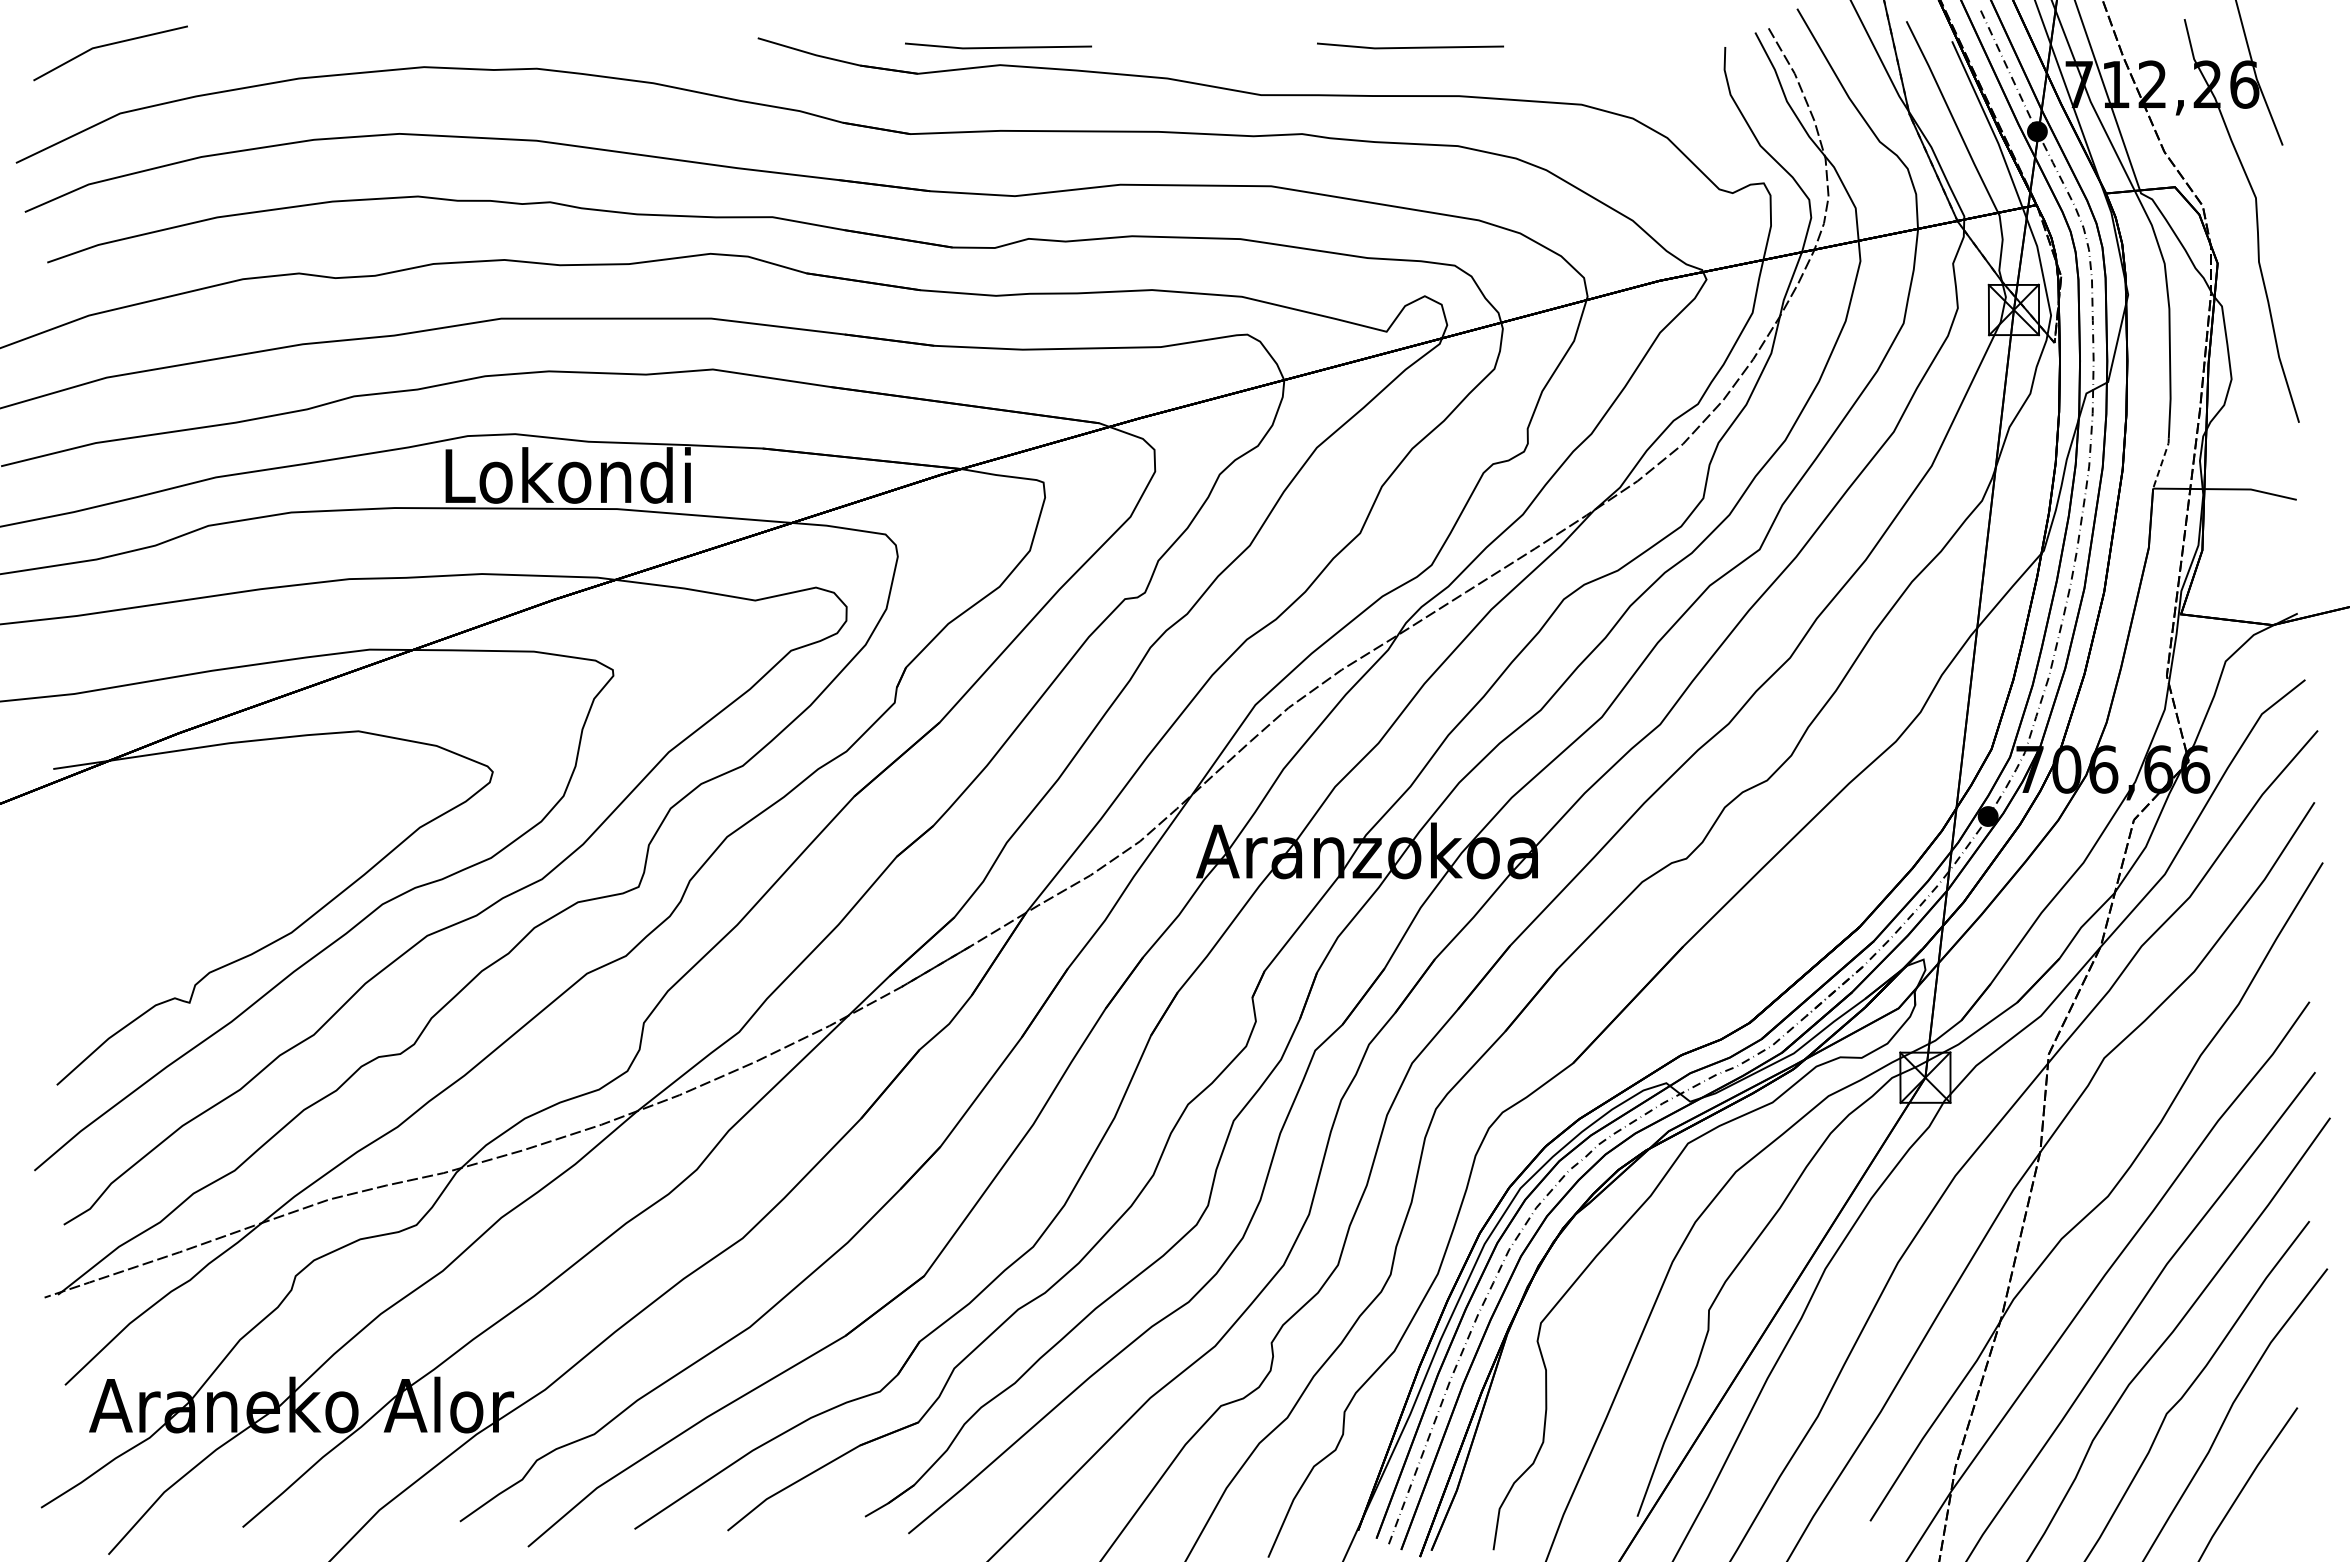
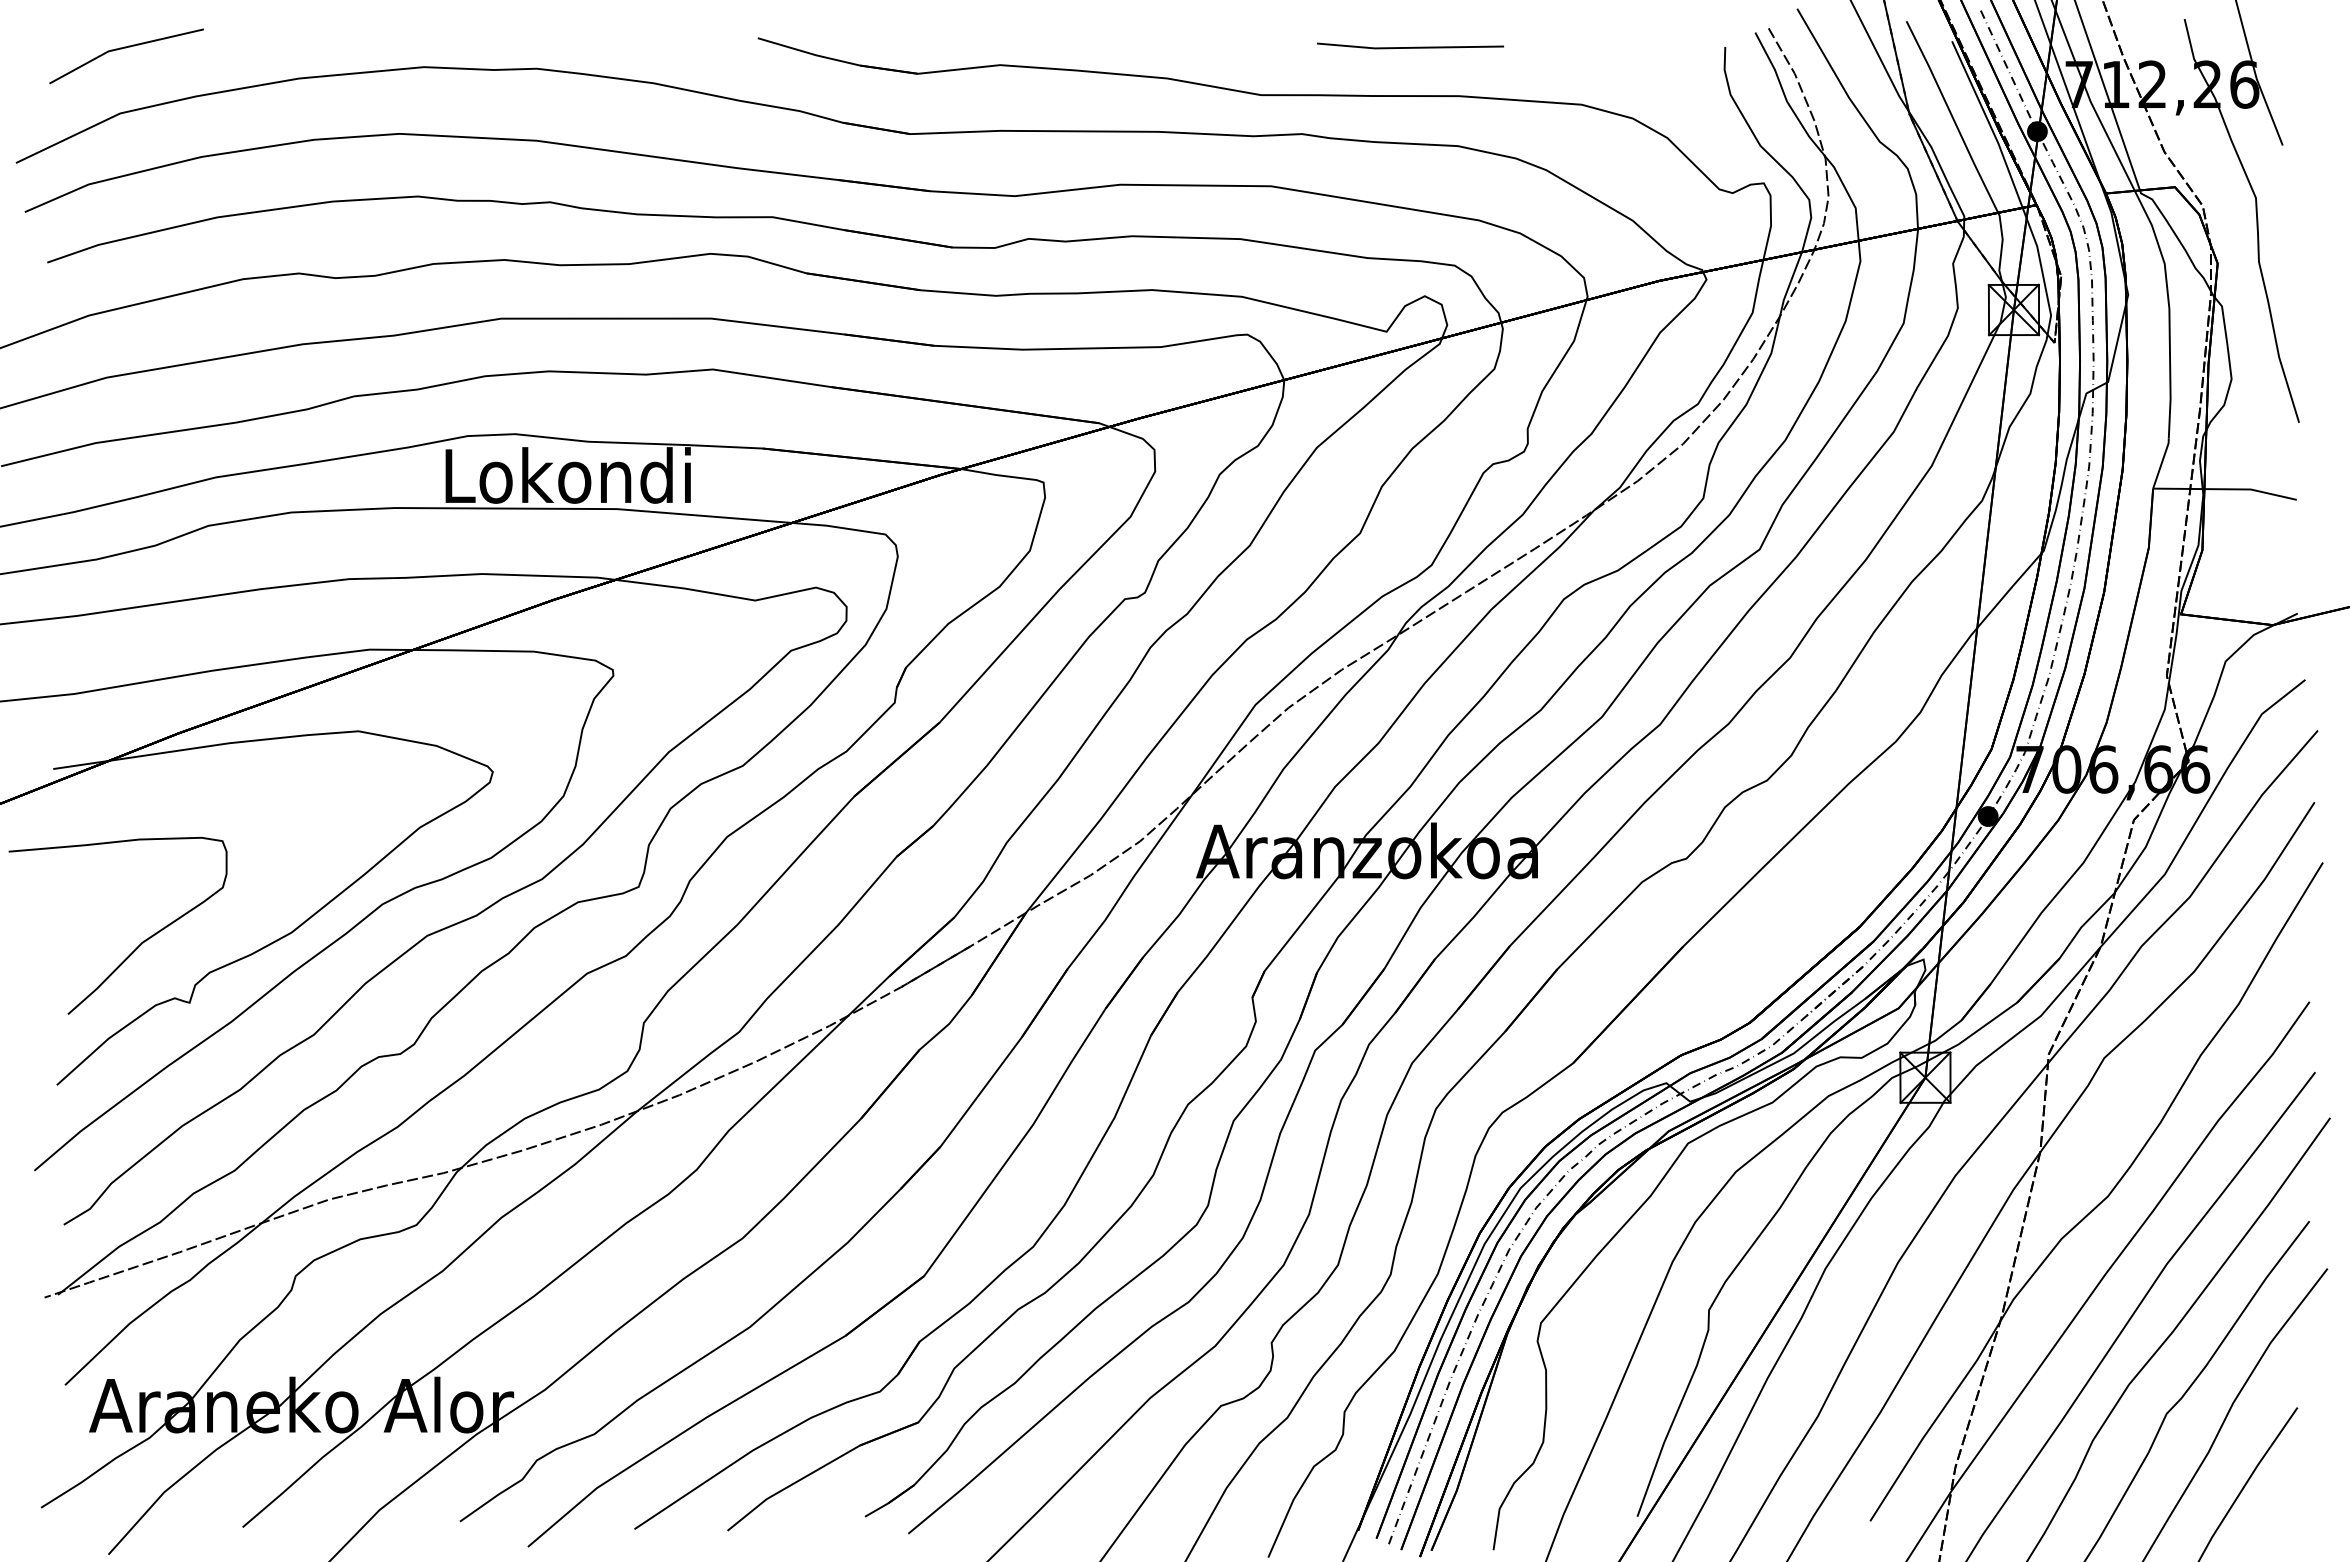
line position: (110, 45) -> (126, 48) (126, 48)
line: present -> none (998, 47)
line: dashed -> solid (2161, 463)
curve: none -> present (138, 945)
